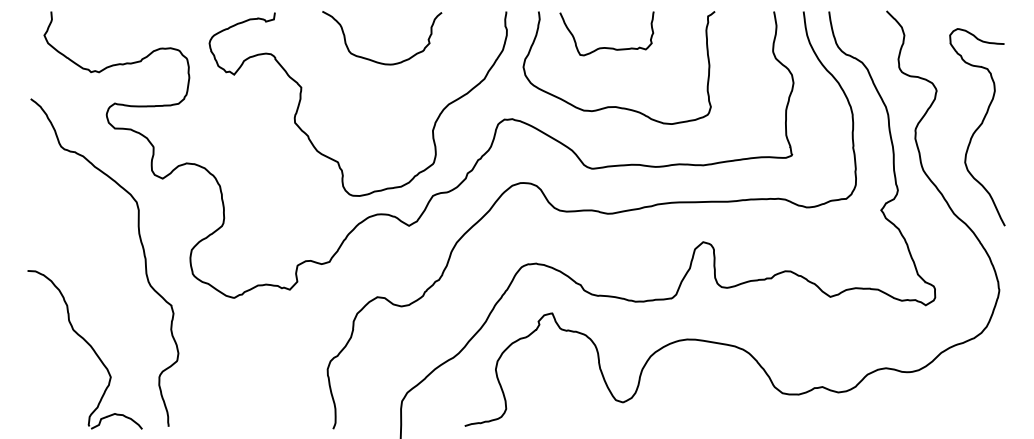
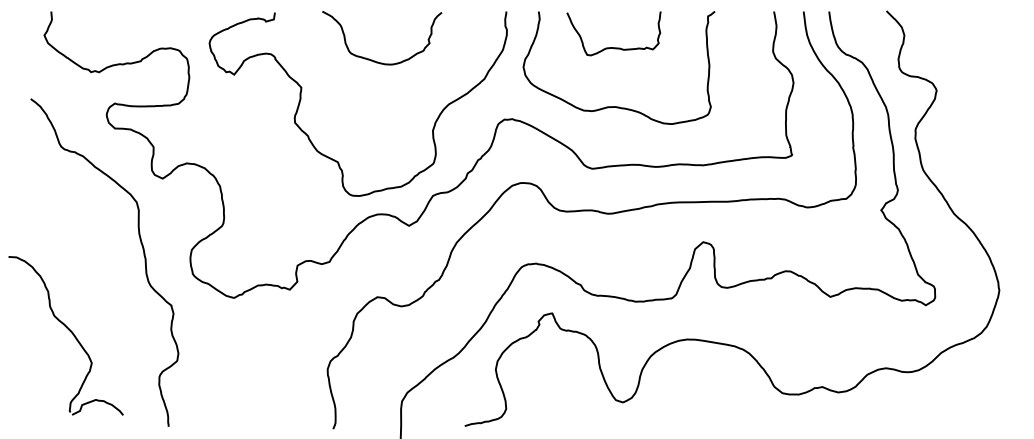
curve position: (606, 47) -> (613, 47) (613, 47)
curve: present -> none (977, 127)
part position: (84, 349) -> (65, 335) (65, 335)
